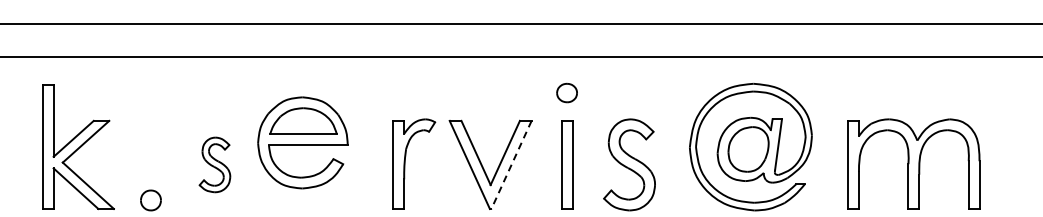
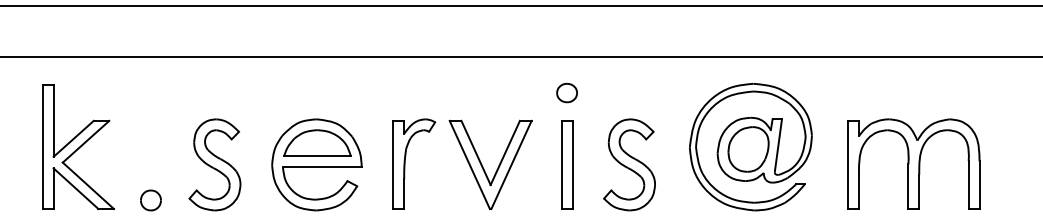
line position: (520, 24) -> (520, 6) (520, 6)
part position: (302, 142) -> (316, 164) (316, 164)
part size: 34x58 px -> 54x94 px (214, 164)
line: dashed -> solid (511, 165)
